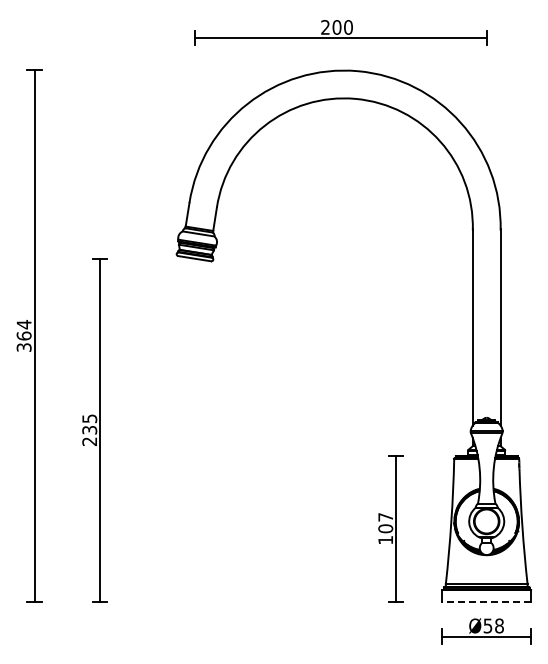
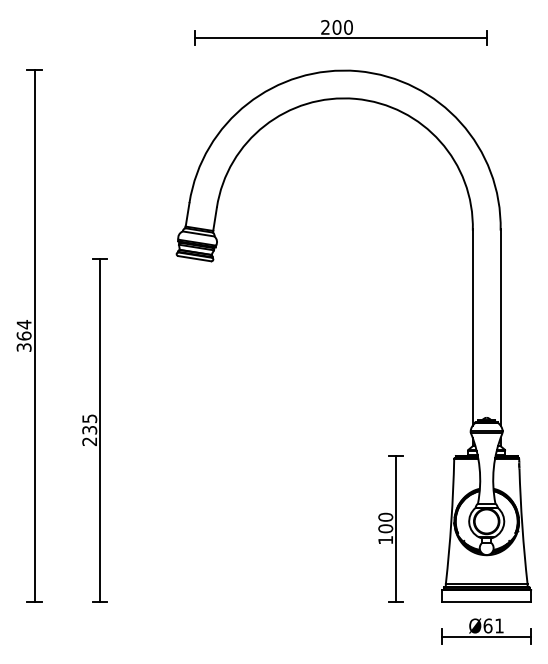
text: 107 -> 100 (385, 516)
line: dashed -> solid (486, 601)
text: Ø58 -> Ø61 (493, 625)
